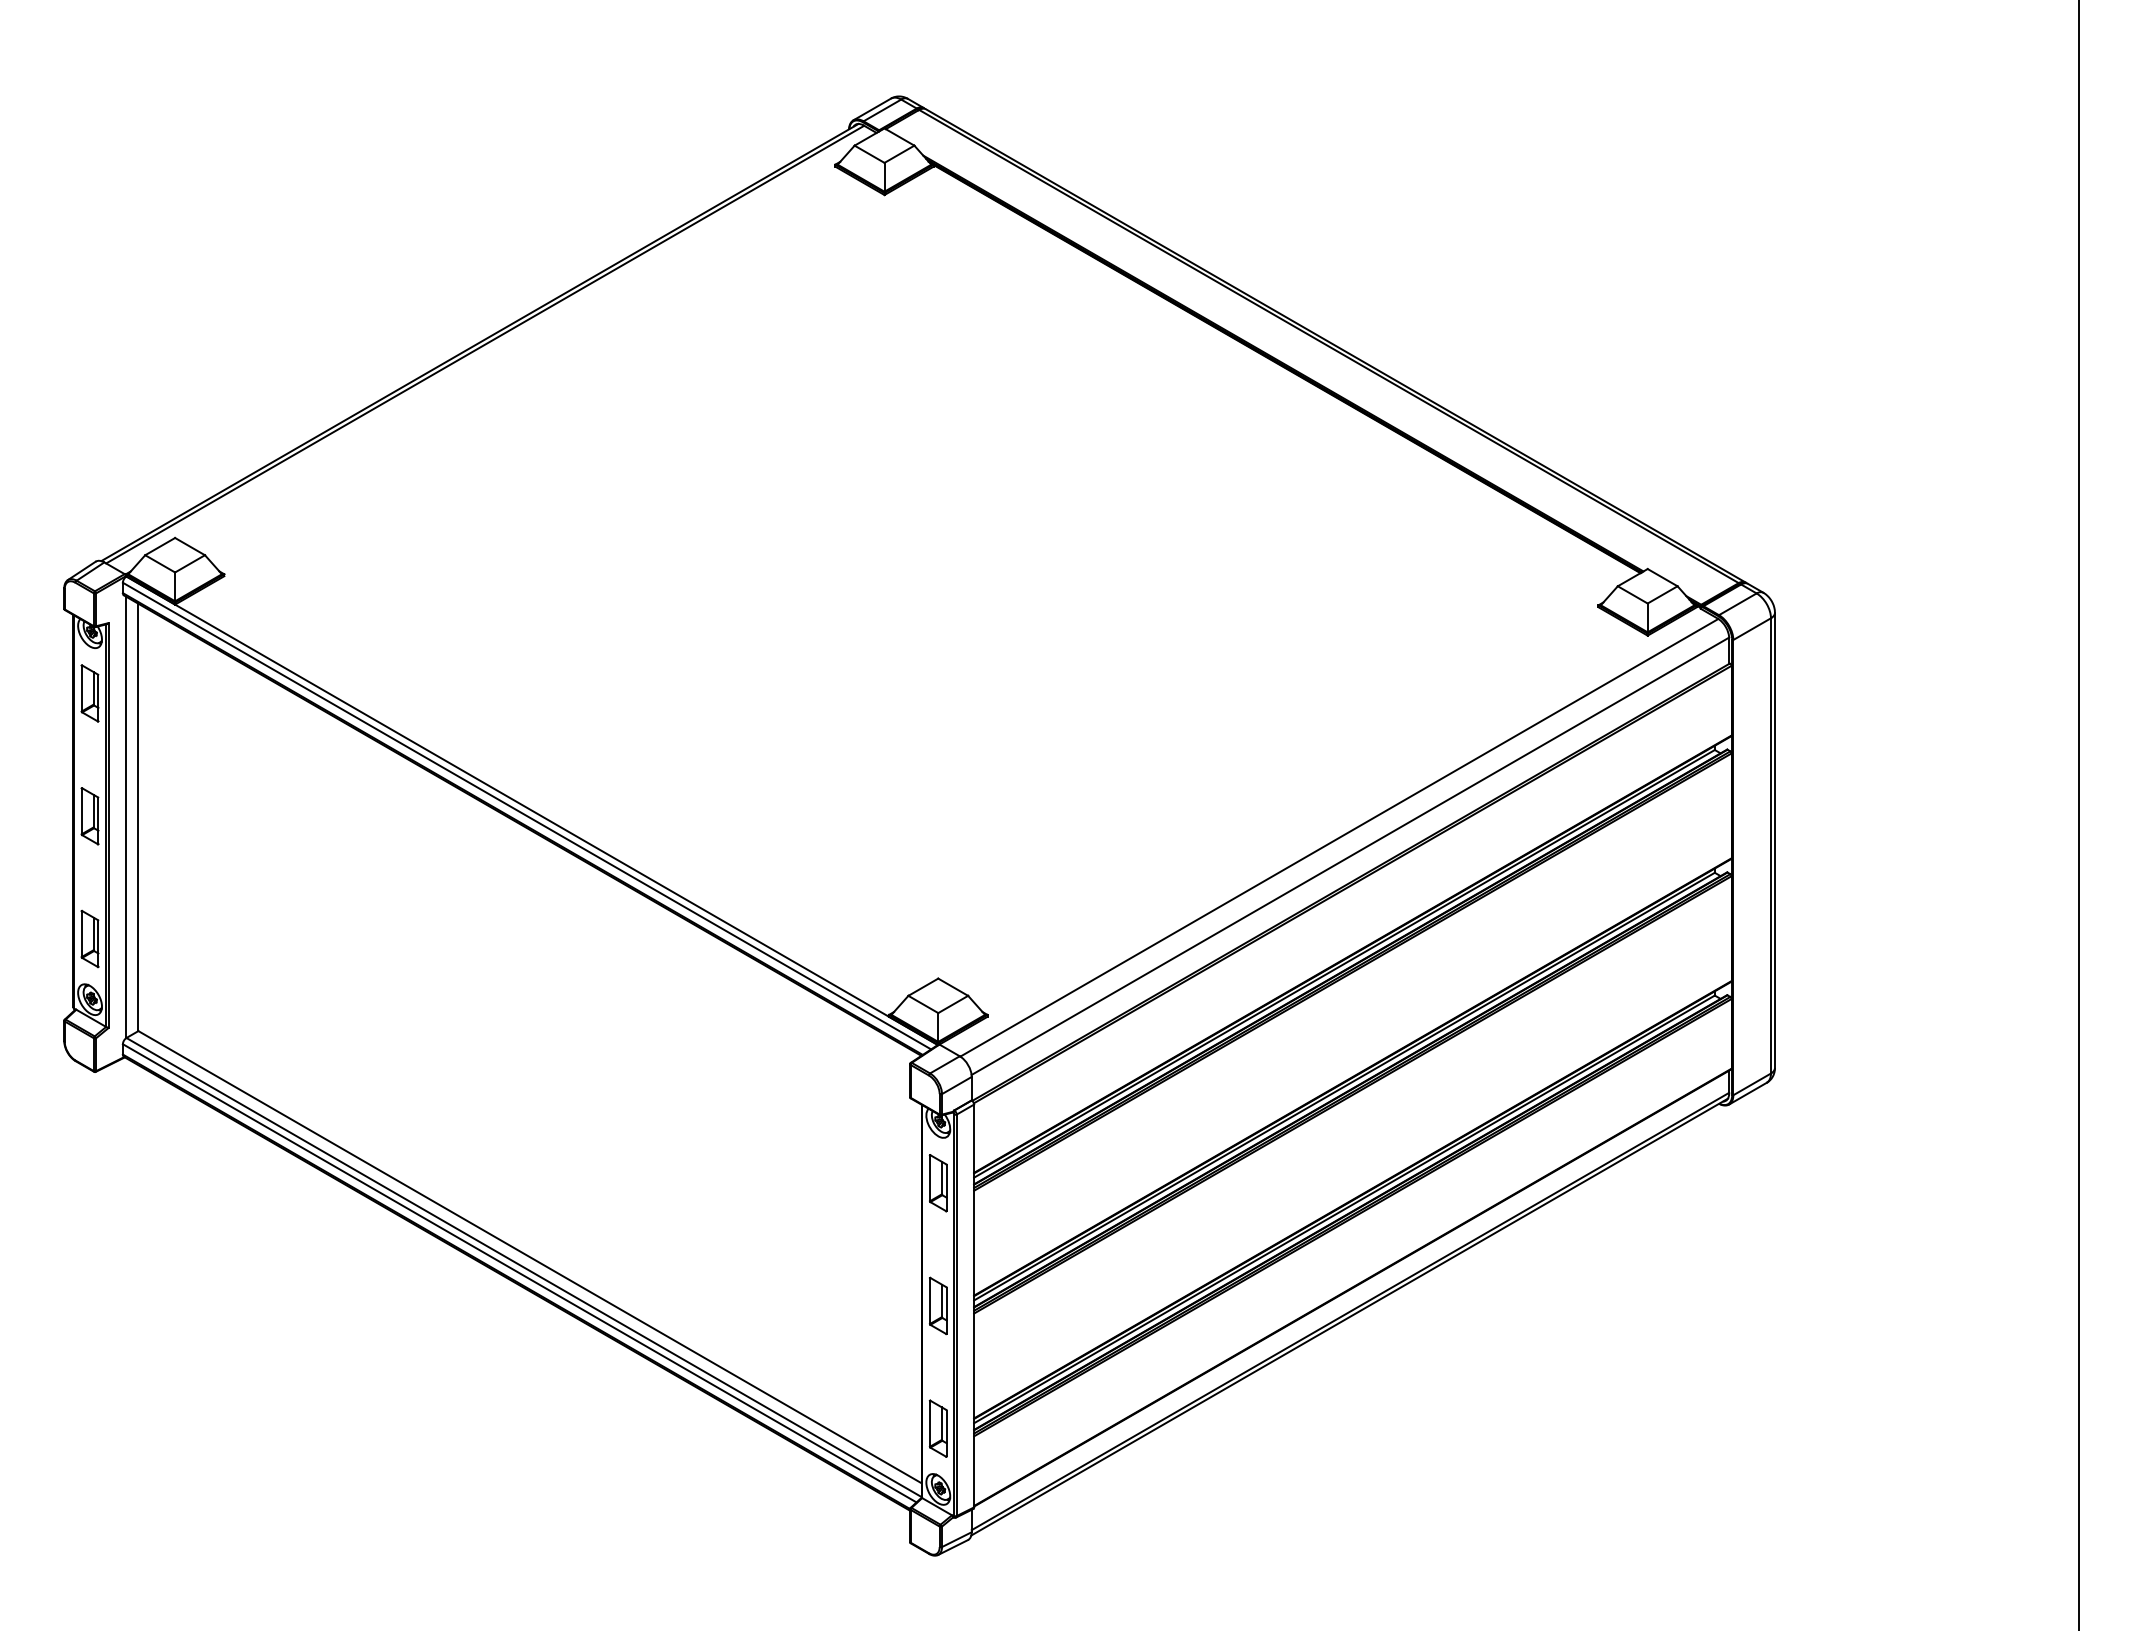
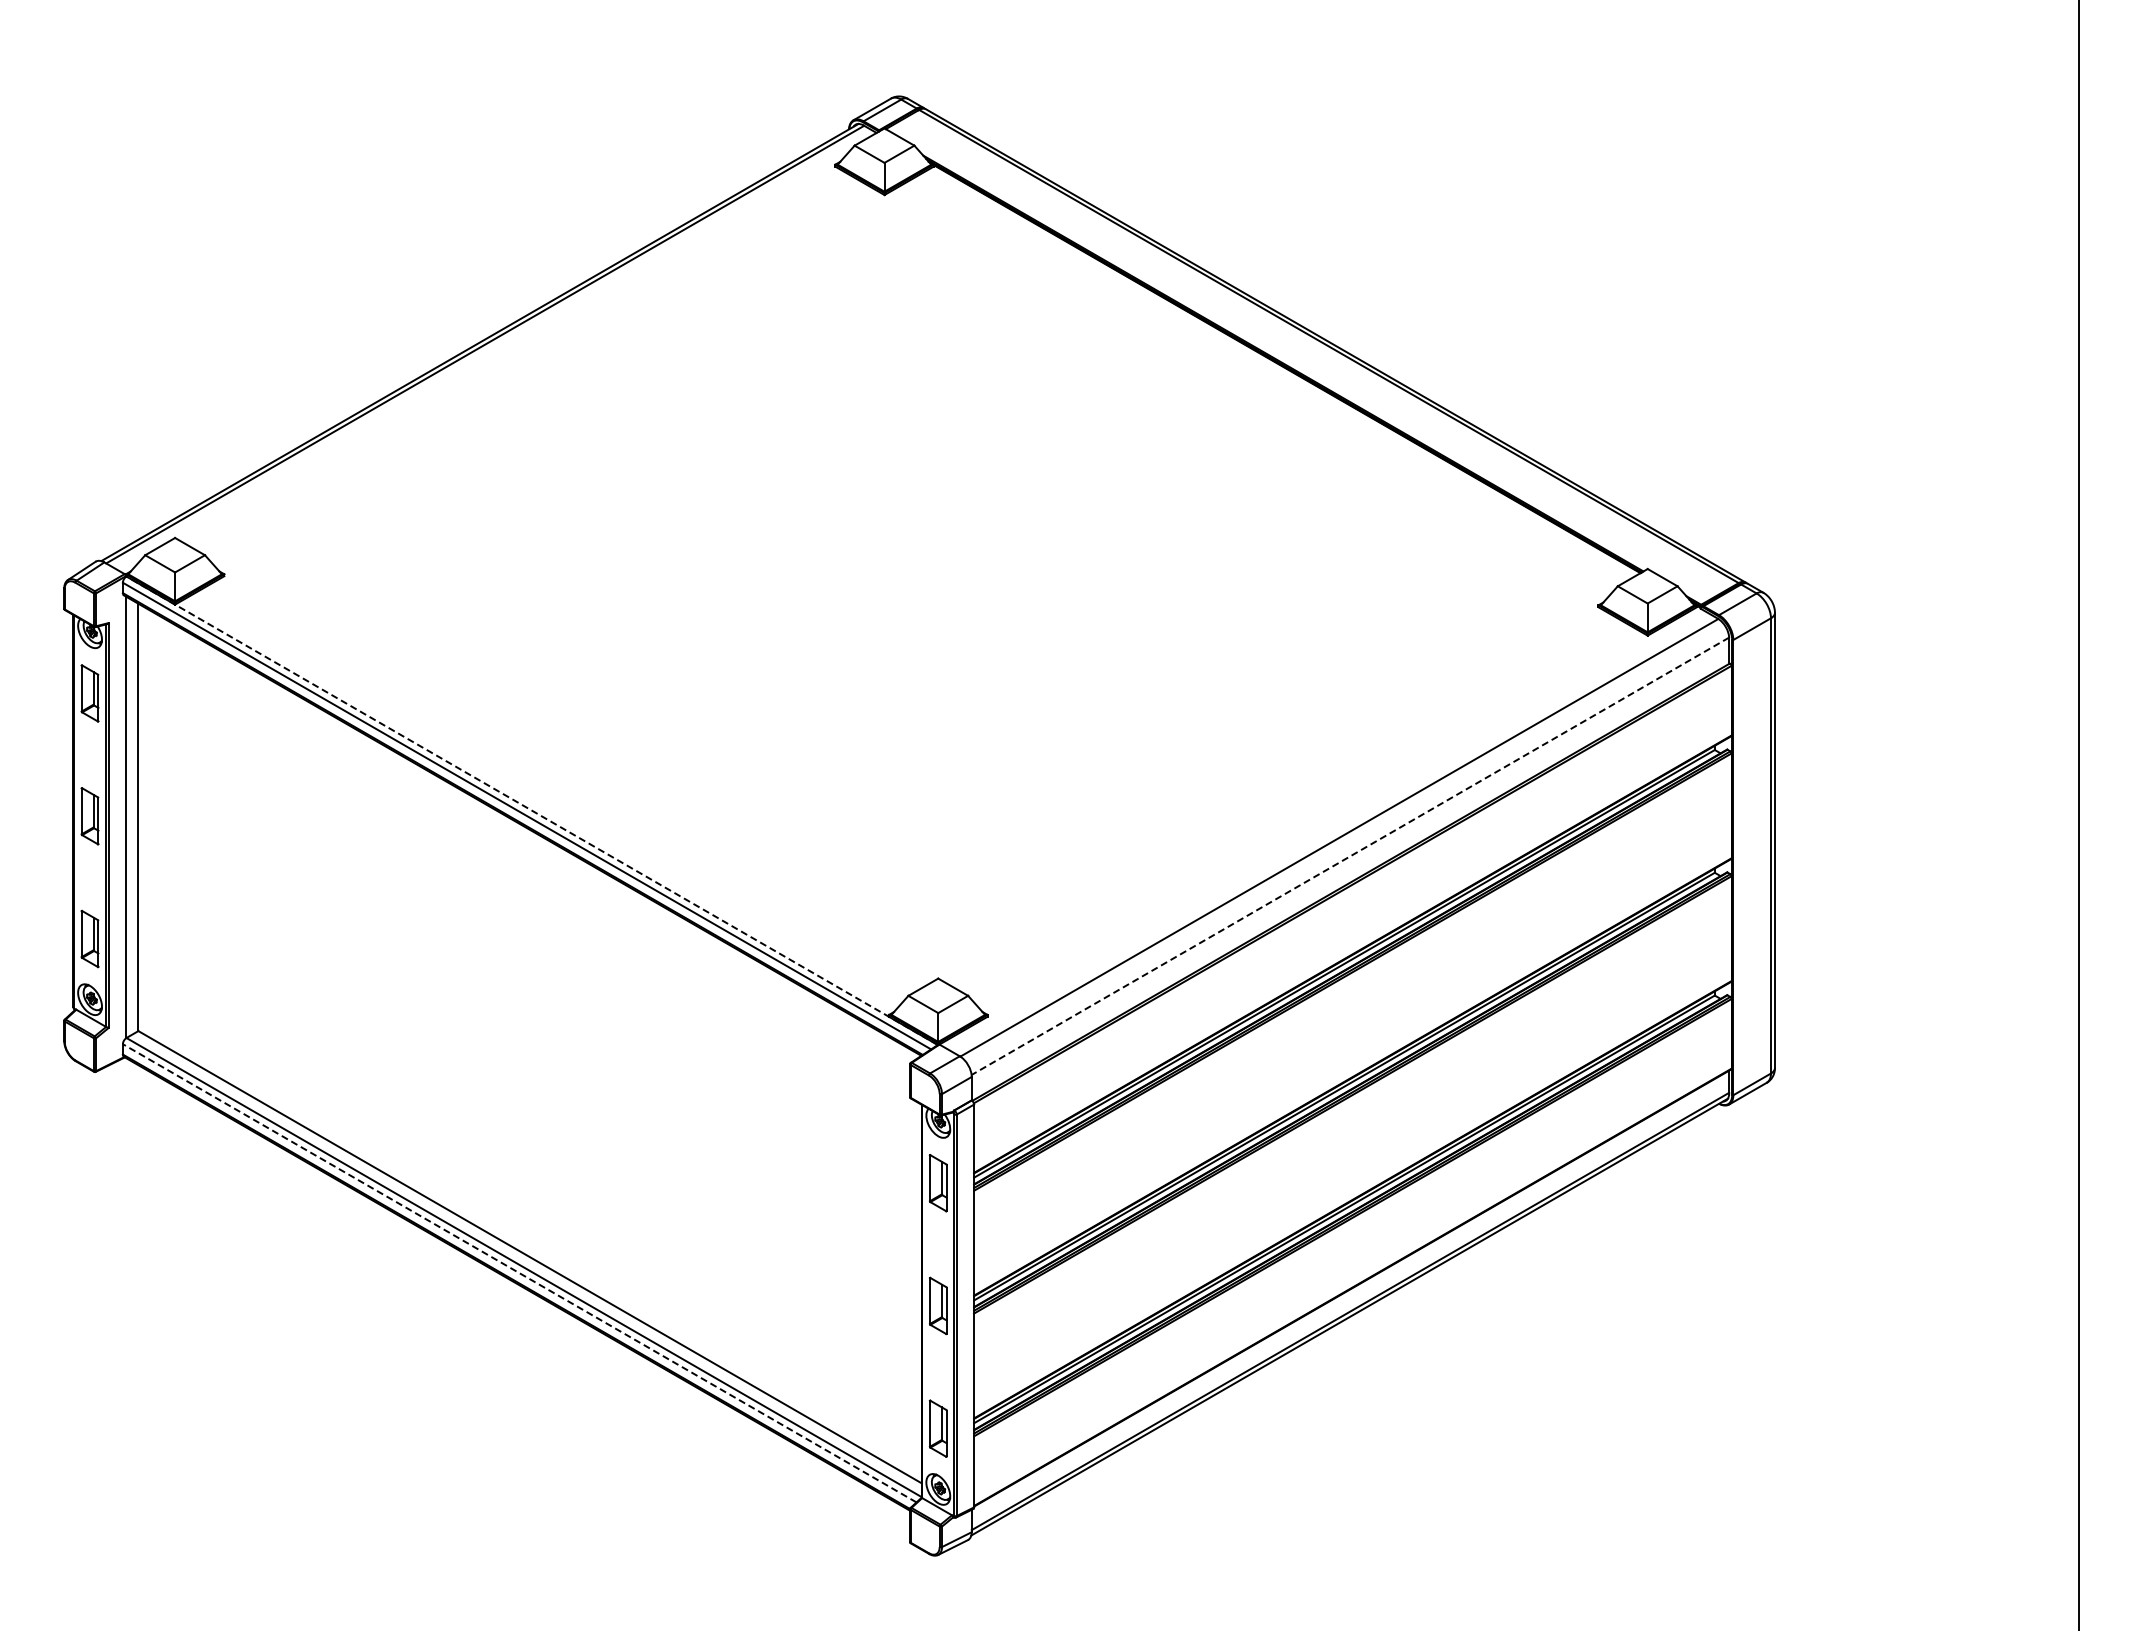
line: solid -> dashed (531, 810)
line: solid -> dashed (1349, 856)
line: solid -> dashed (519, 1273)
